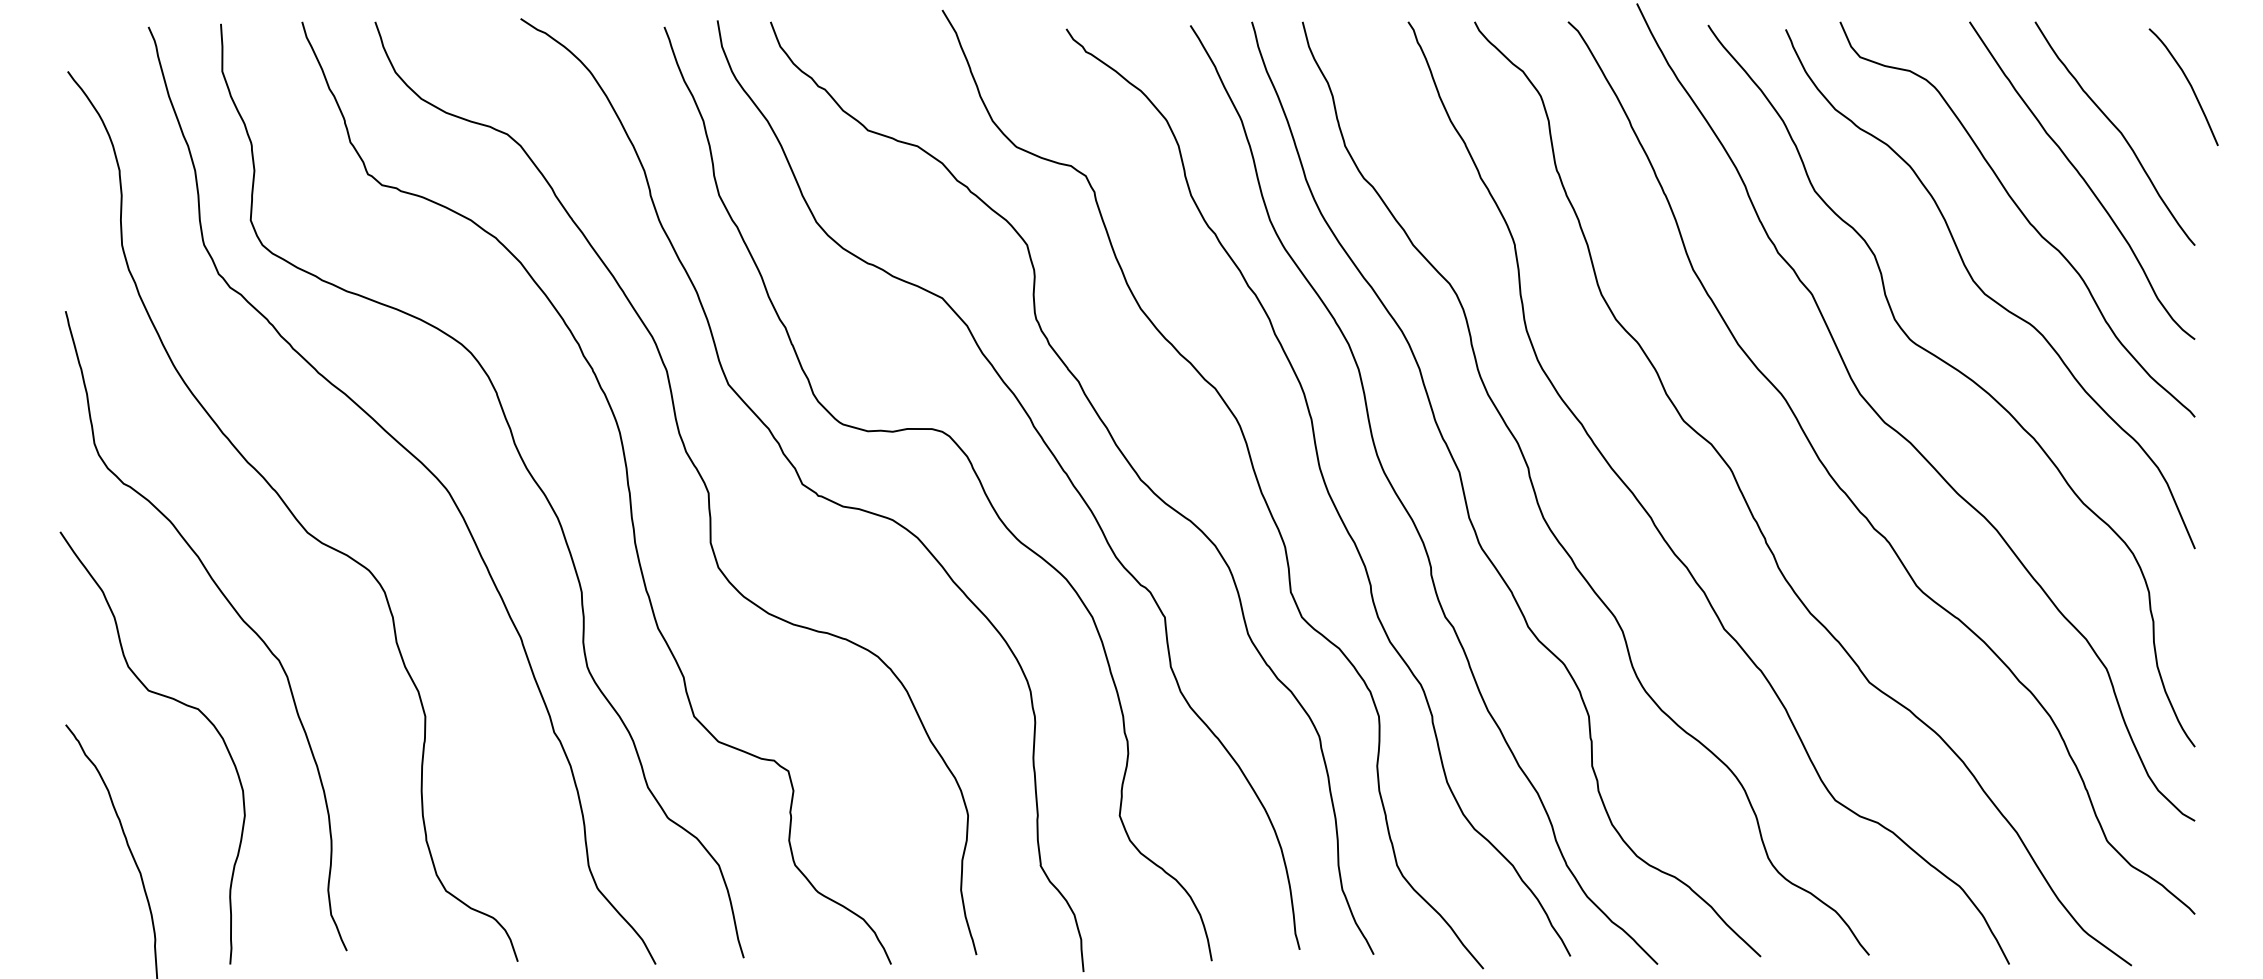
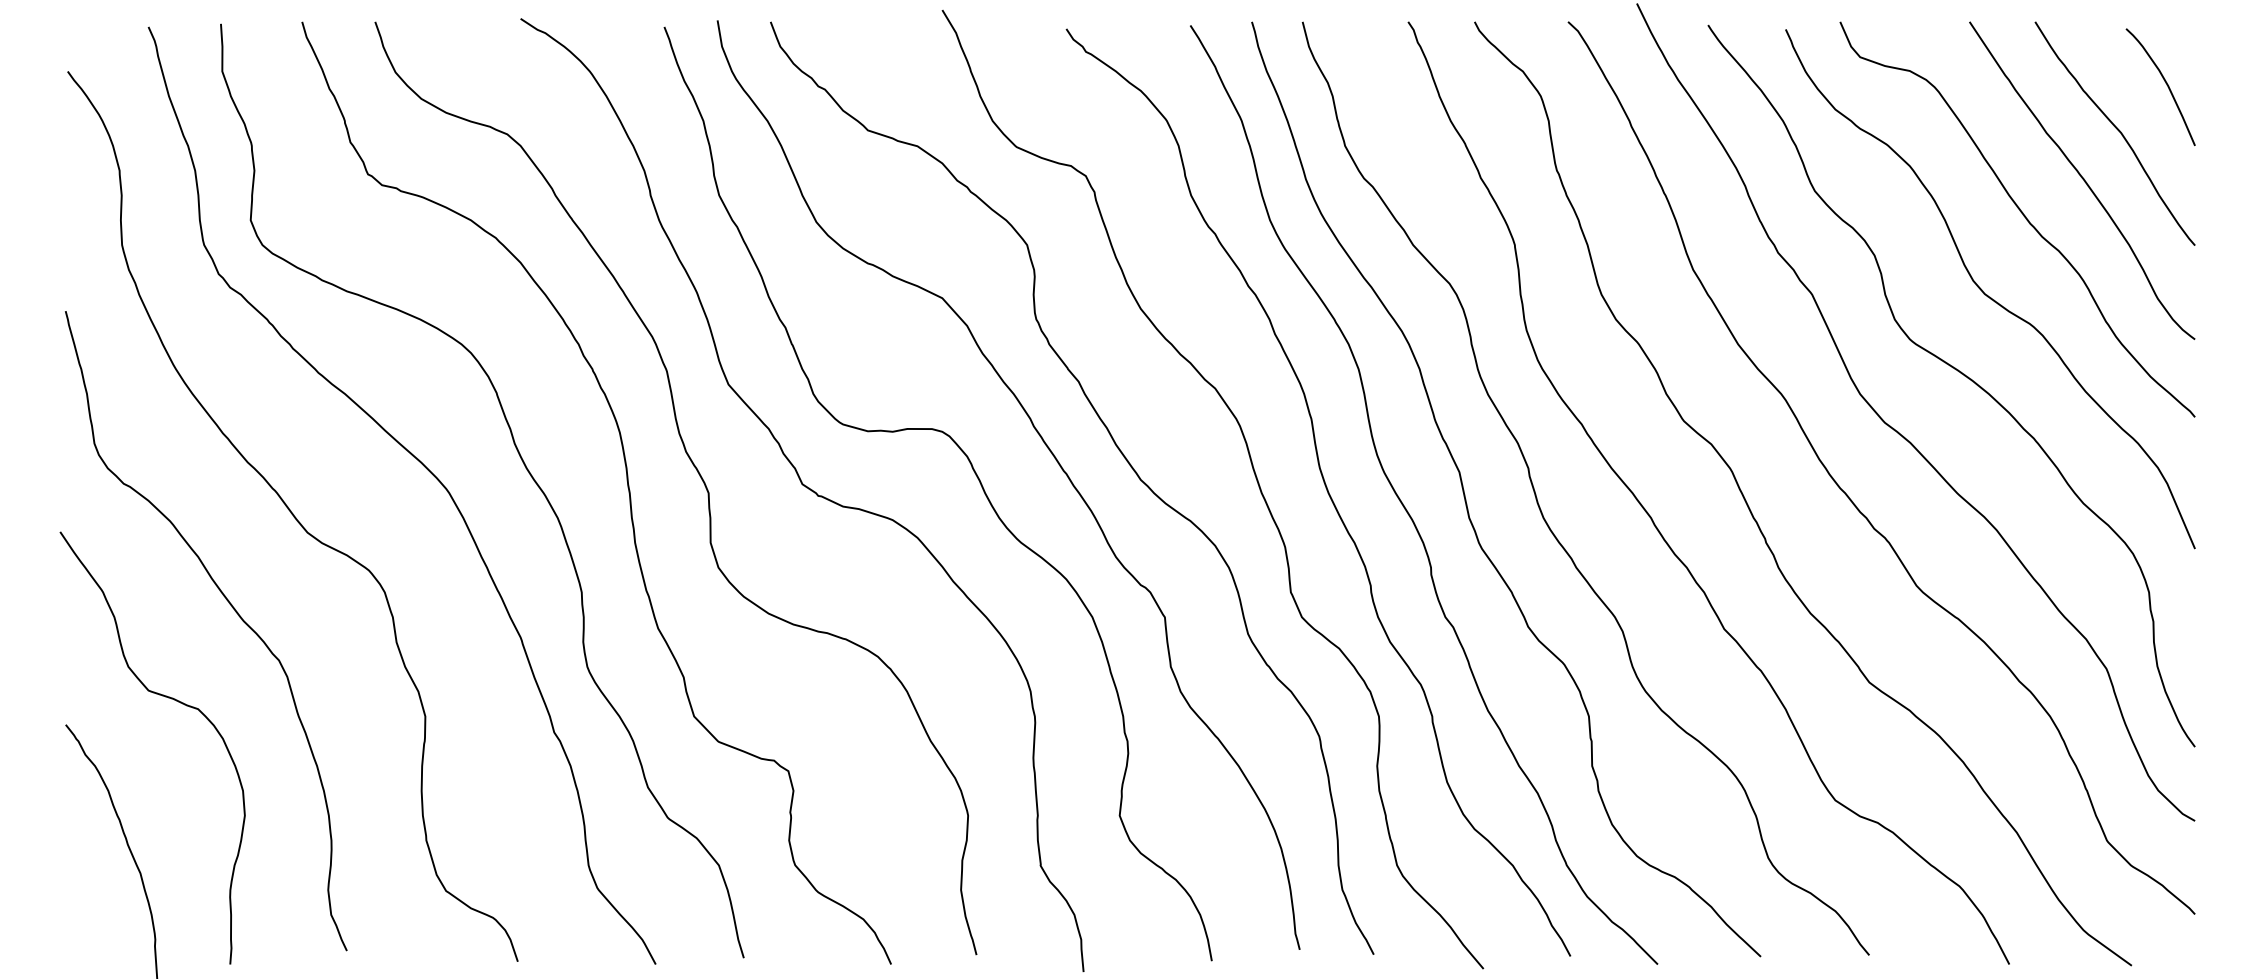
curve position: (2188, 83) -> (2165, 83) (2165, 83)
